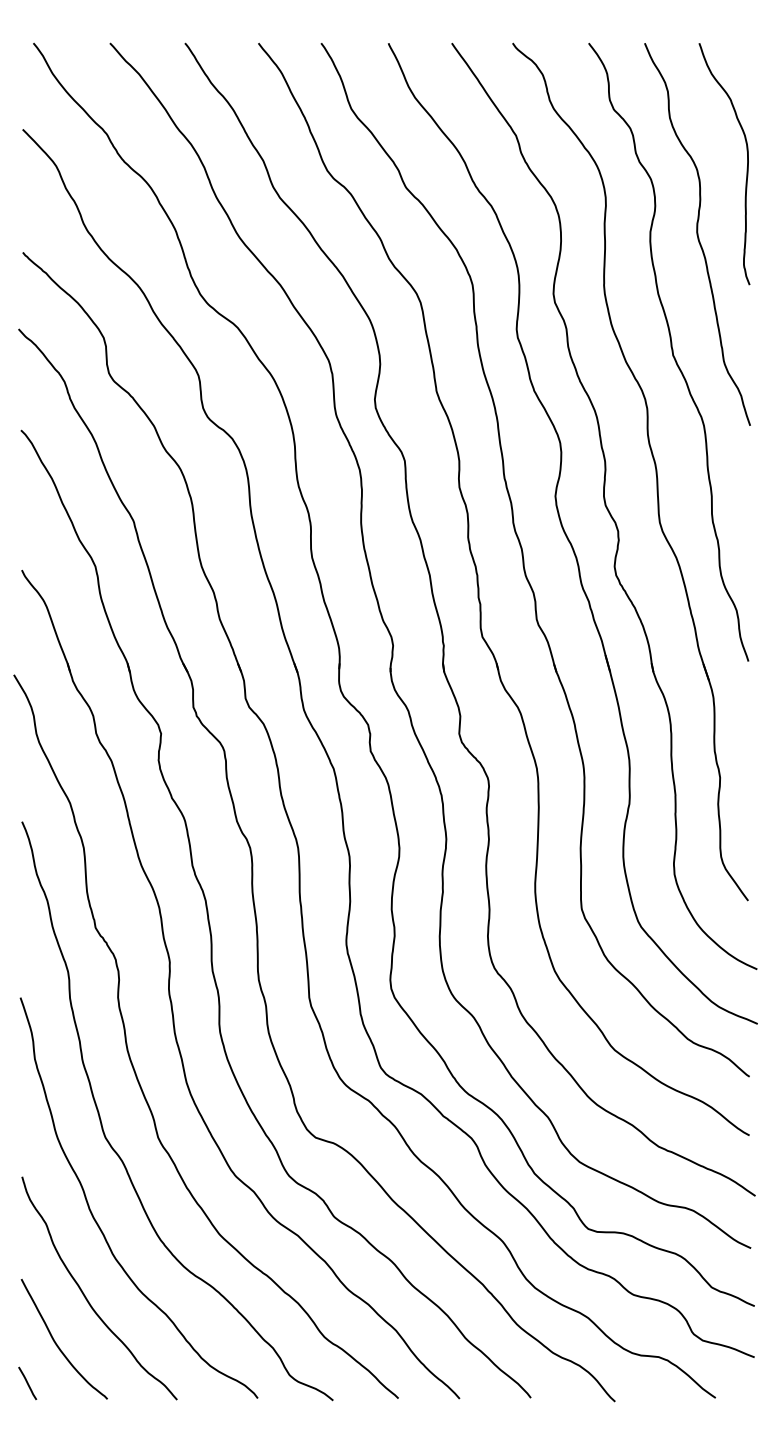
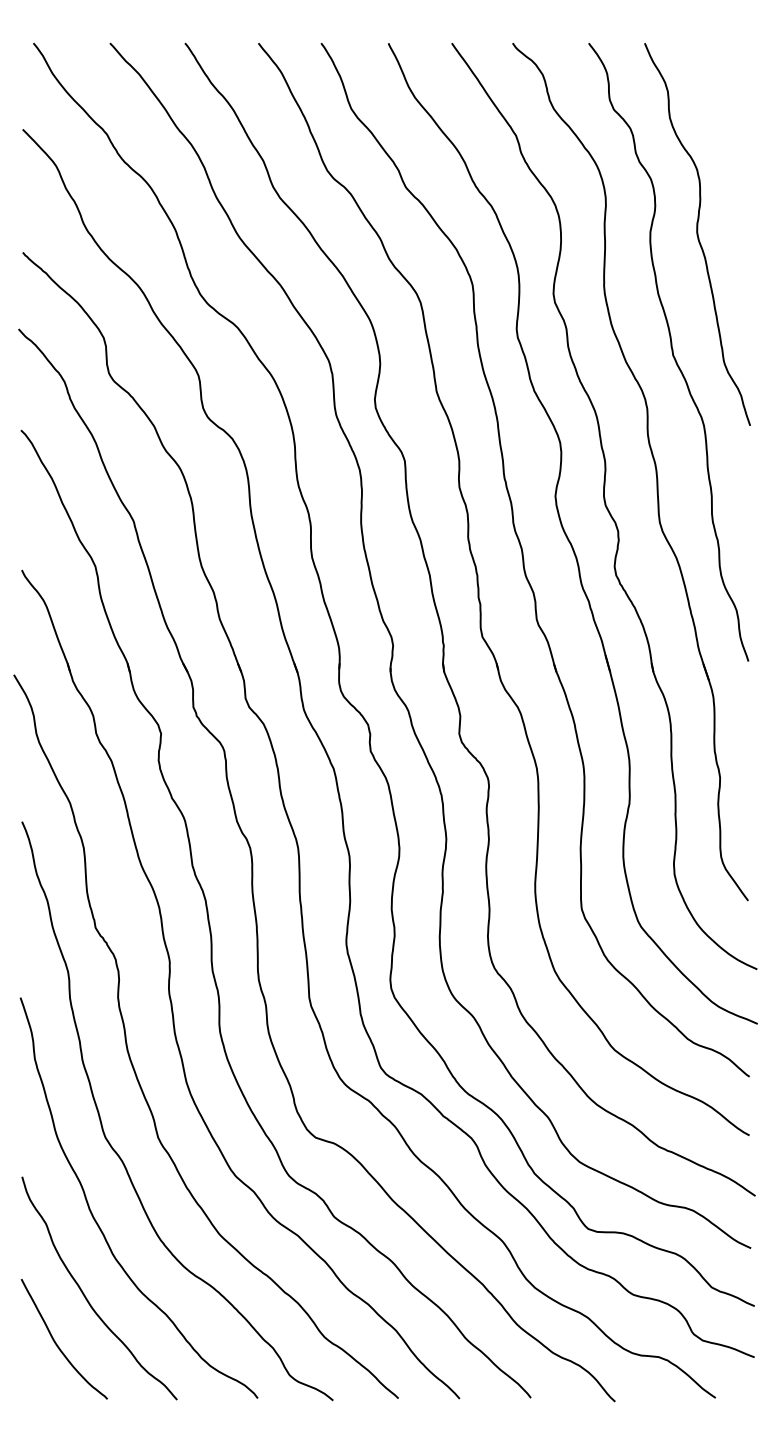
curve: present -> none (746, 168)
line: present -> none (27, 1383)
